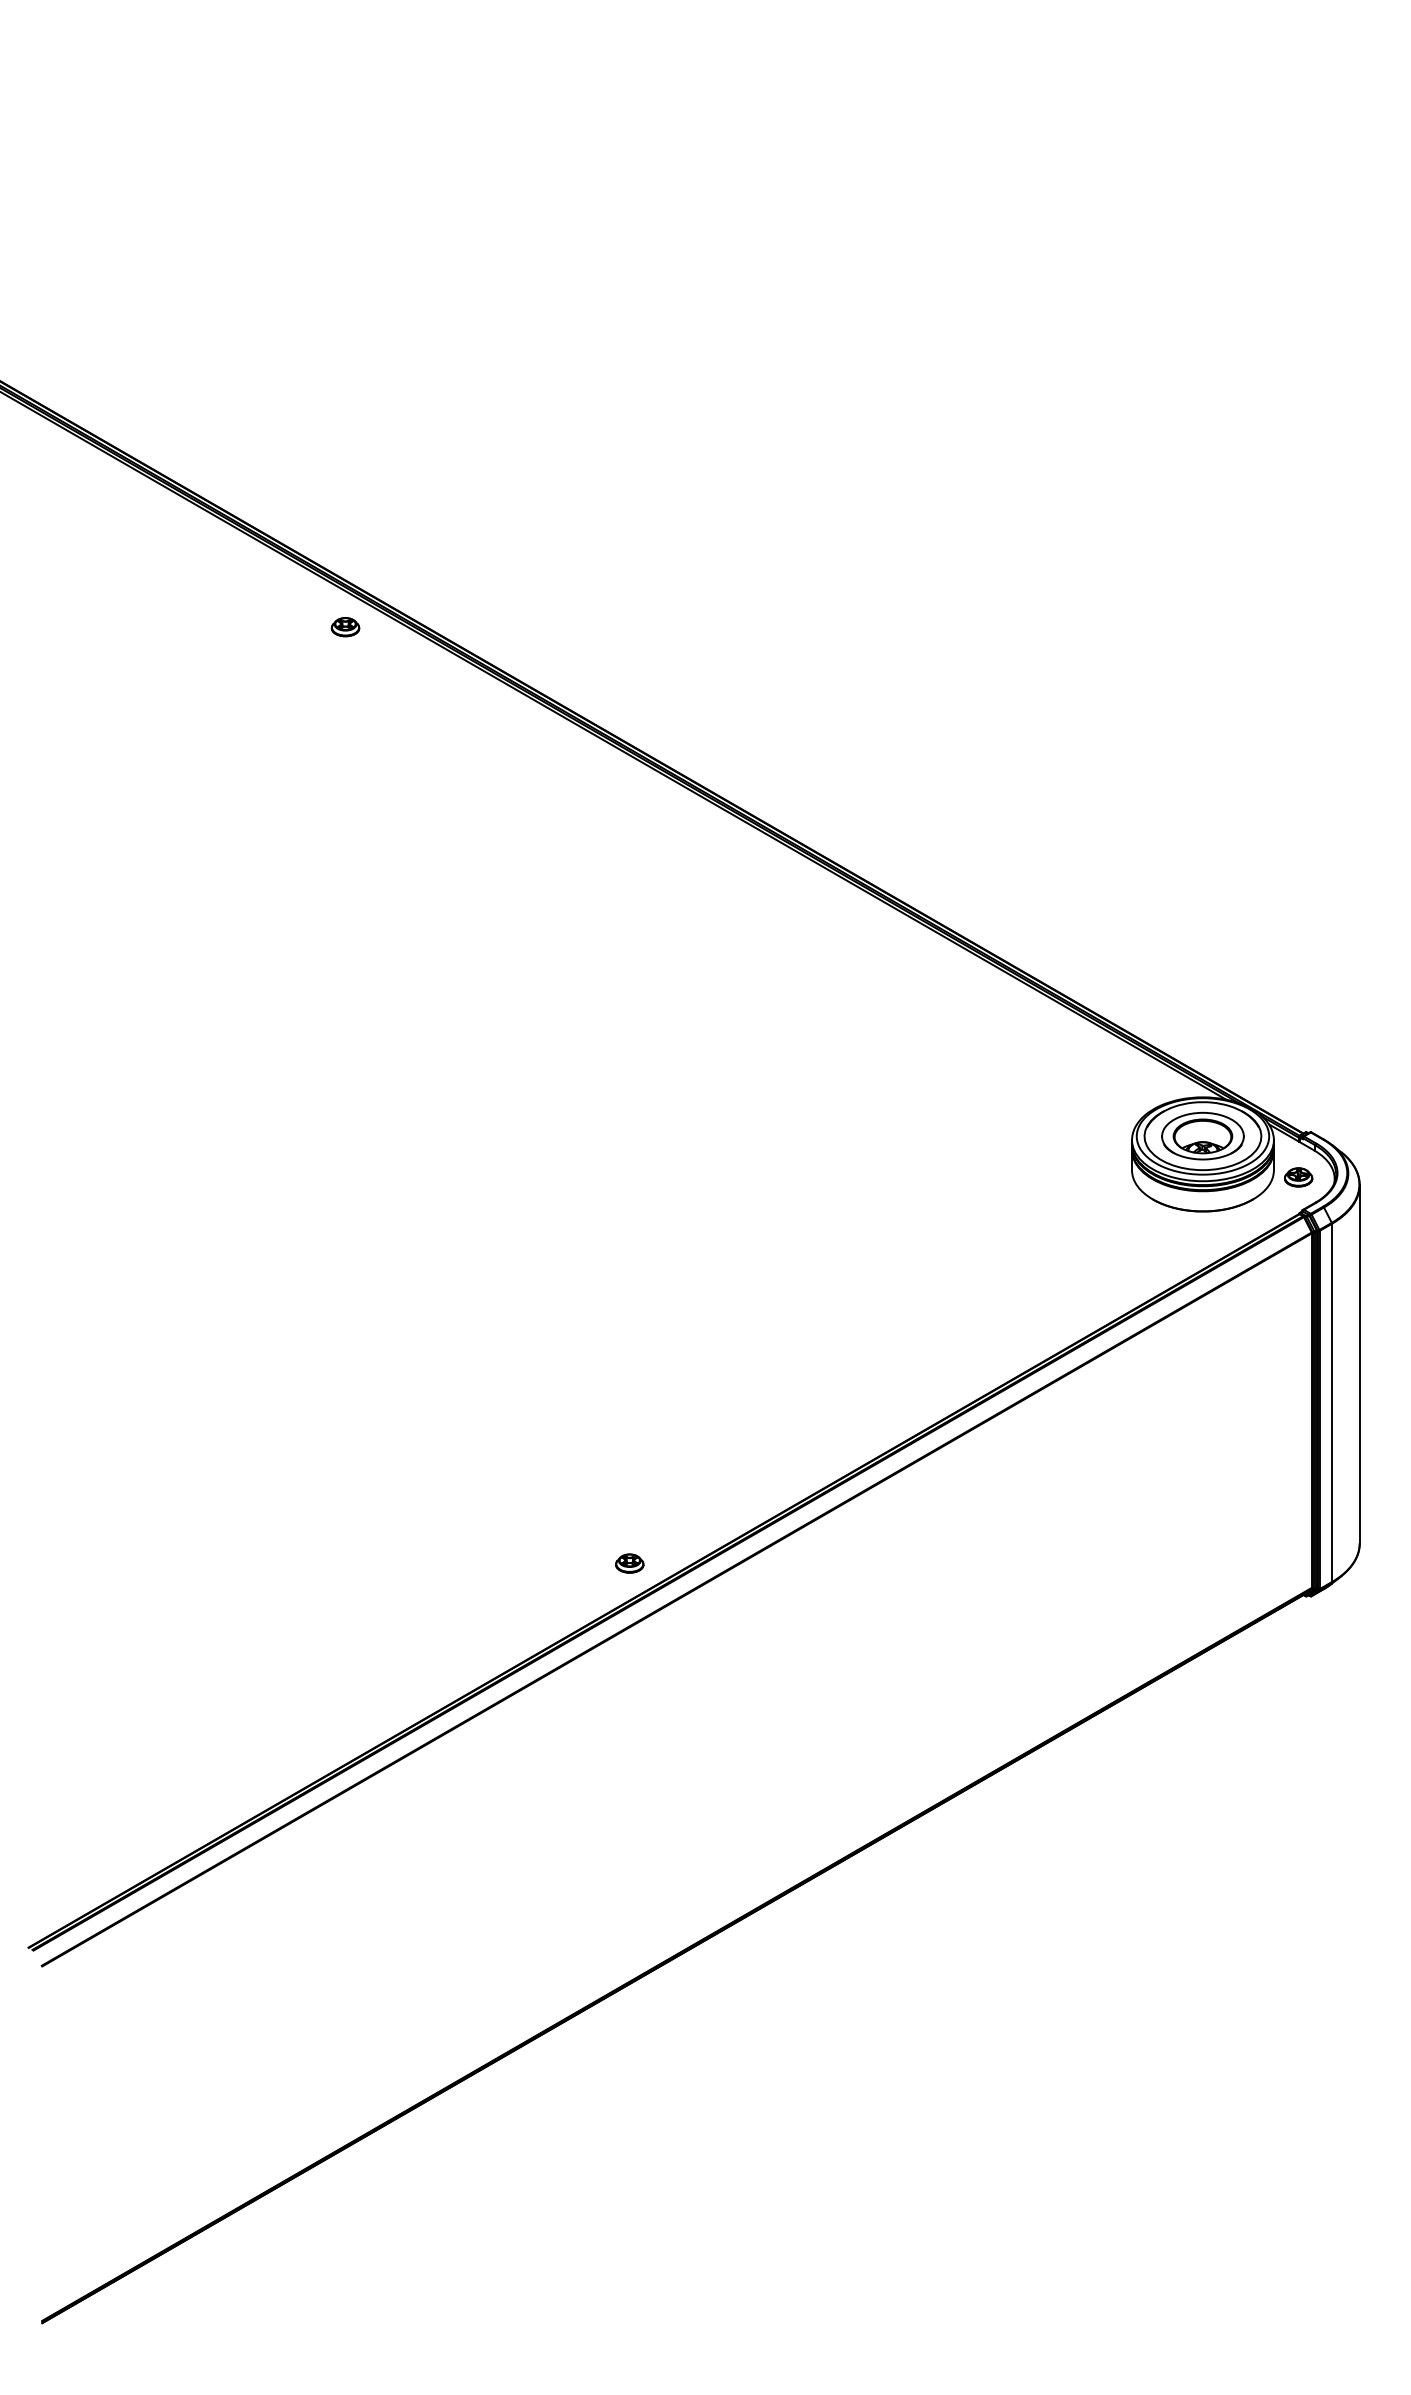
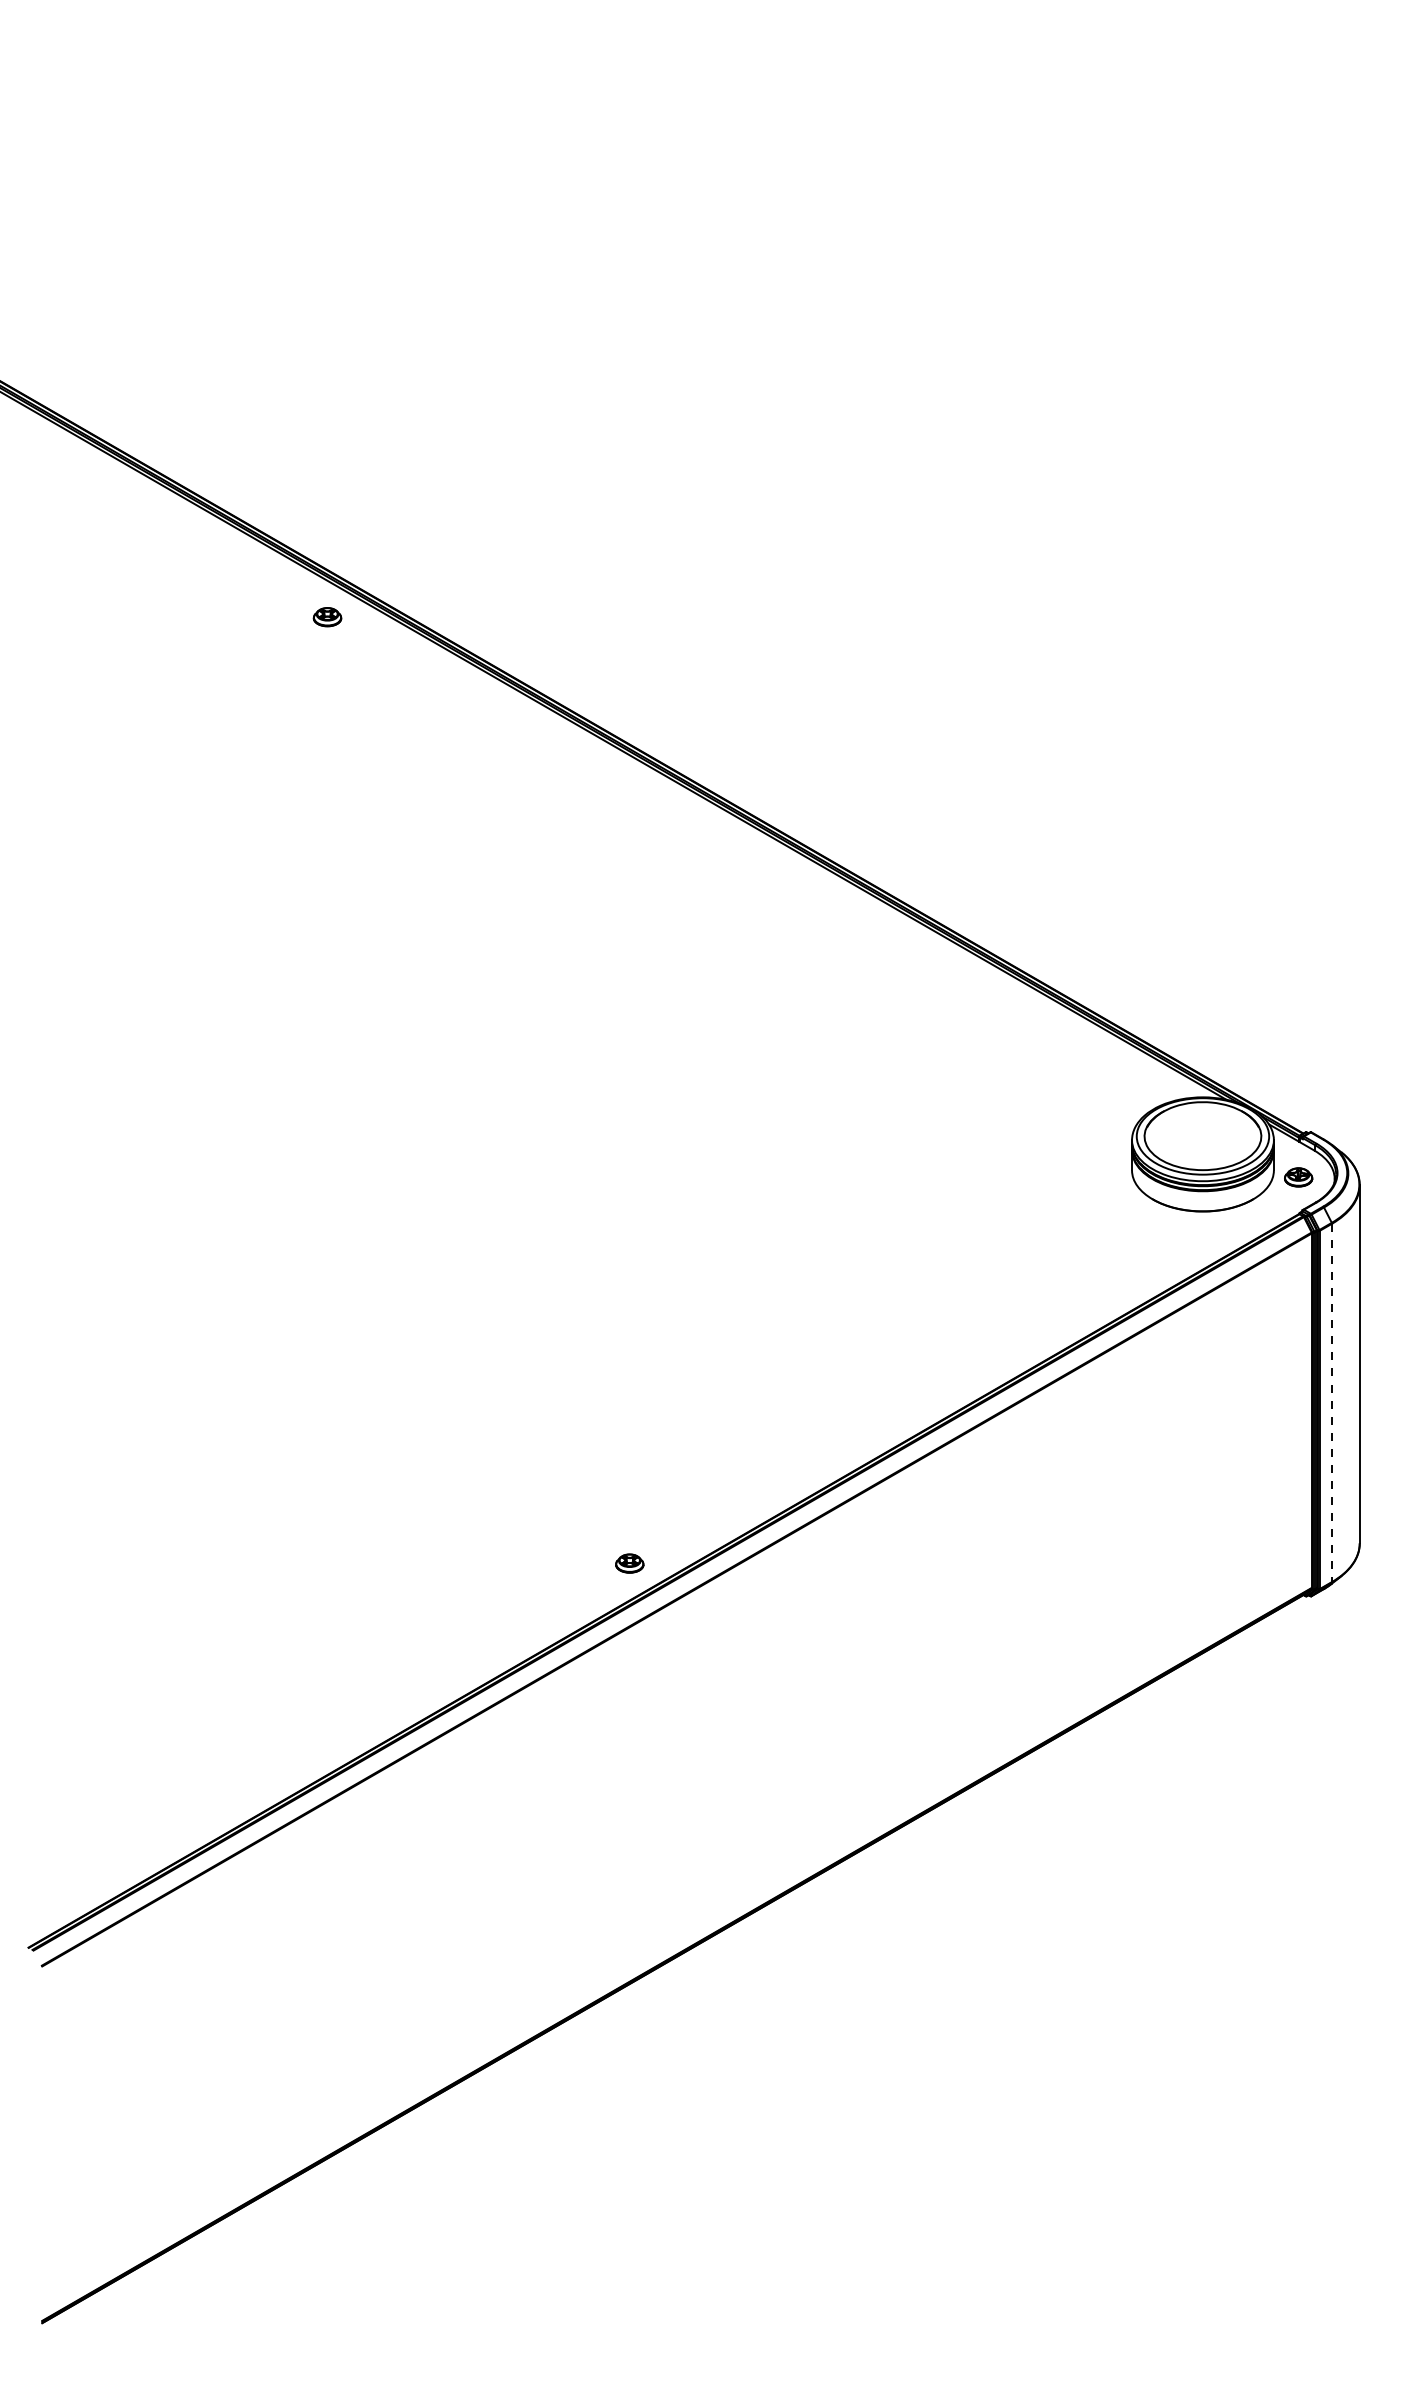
part position: (345, 627) -> (327, 617) (327, 617)
part: present -> none (1202, 1135)
line: solid -> dashed (1332, 1403)
